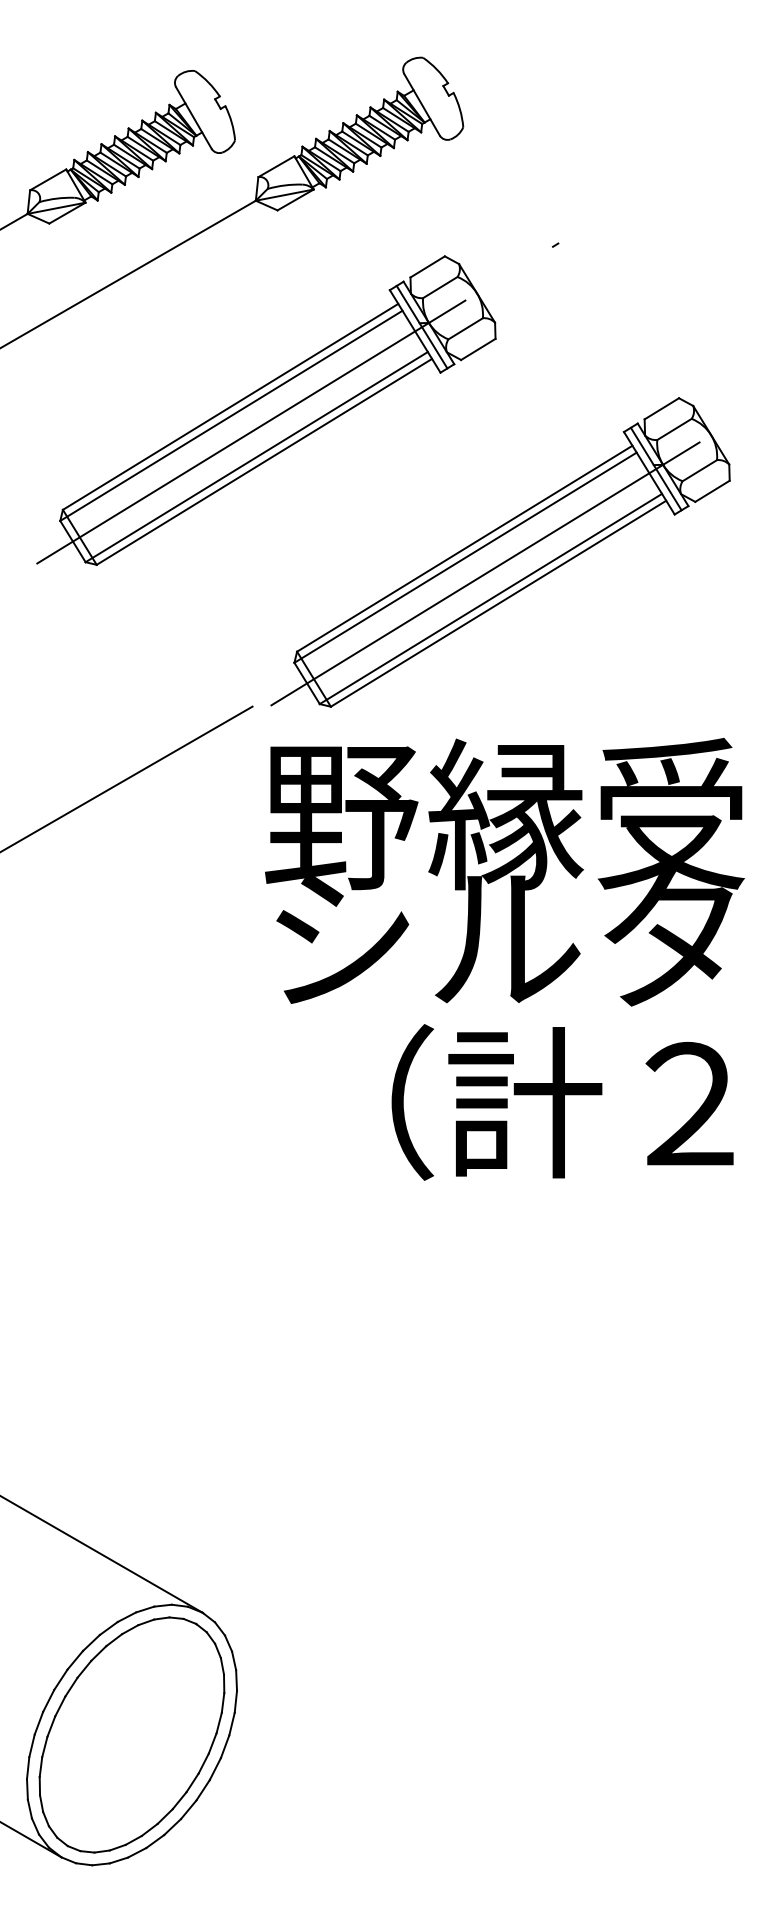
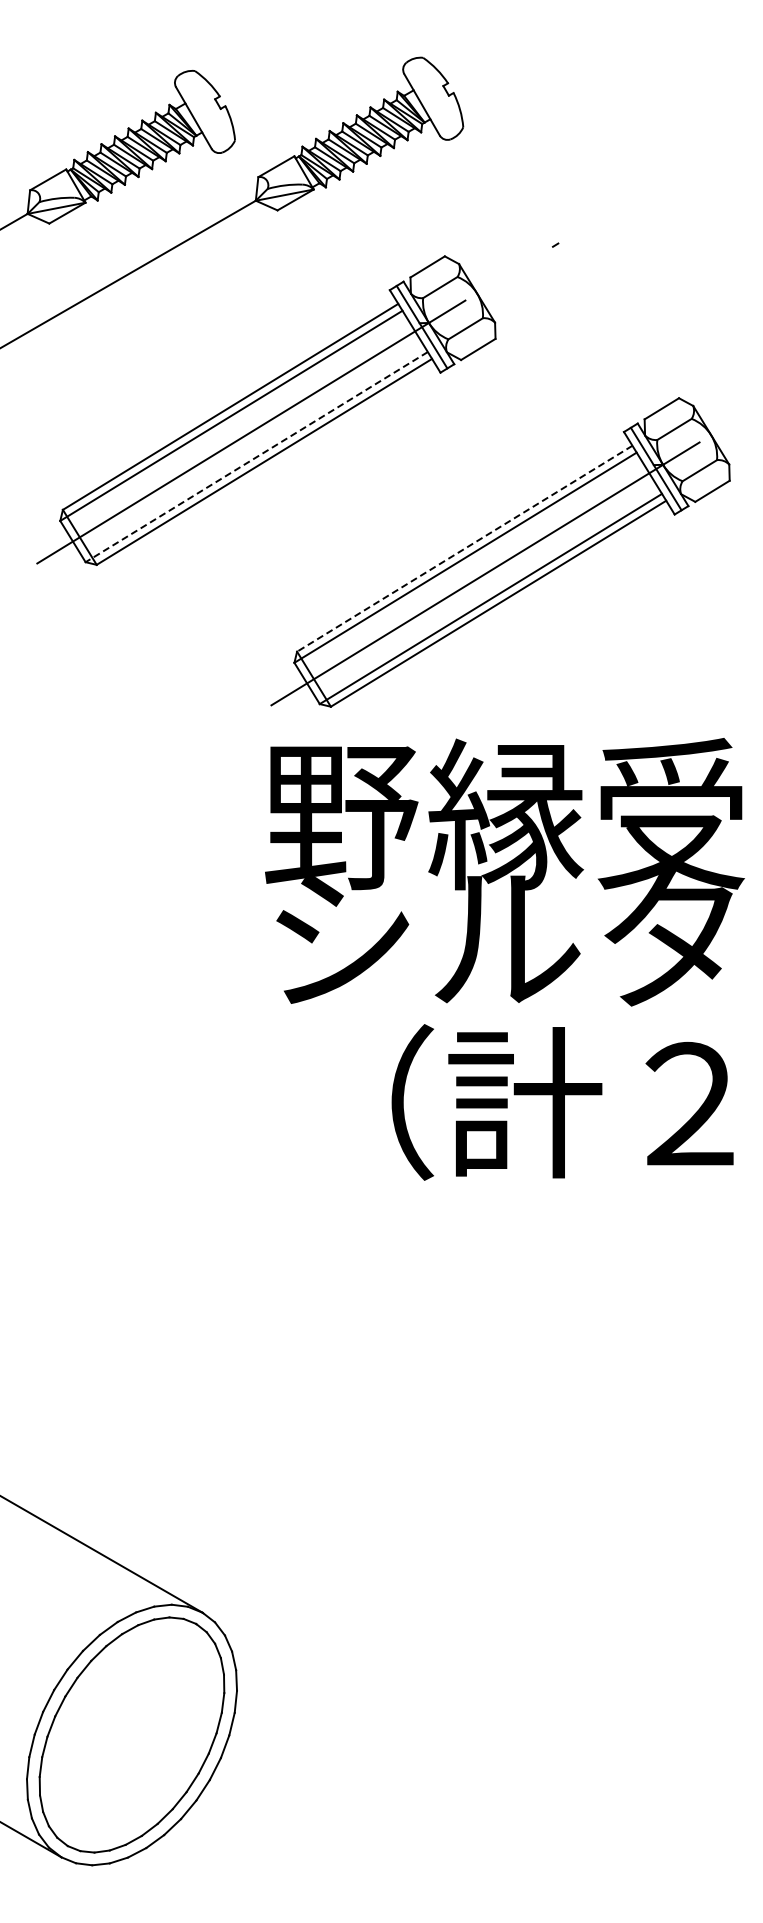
line: solid -> dashed (256, 457)
line: solid -> dashed (464, 548)
line: present -> none (127, 778)
